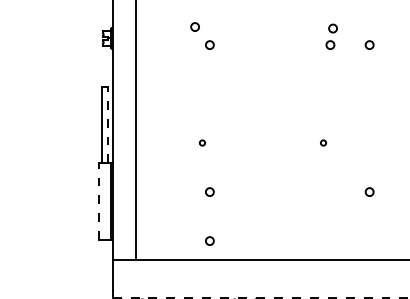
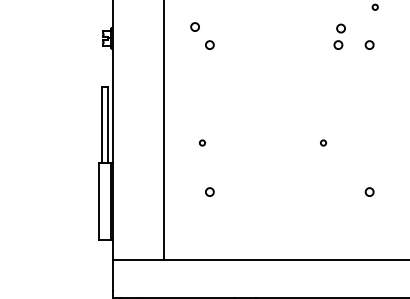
circle: none -> present (374, 6)
part position: (331, 36) -> (339, 36) (339, 36)
line: dashed -> solid (108, 124)
line position: (135, 130) -> (163, 130) (163, 130)
line: dashed -> solid (98, 201)
circle: present -> none (209, 240)
line: dashed -> solid (261, 298)
